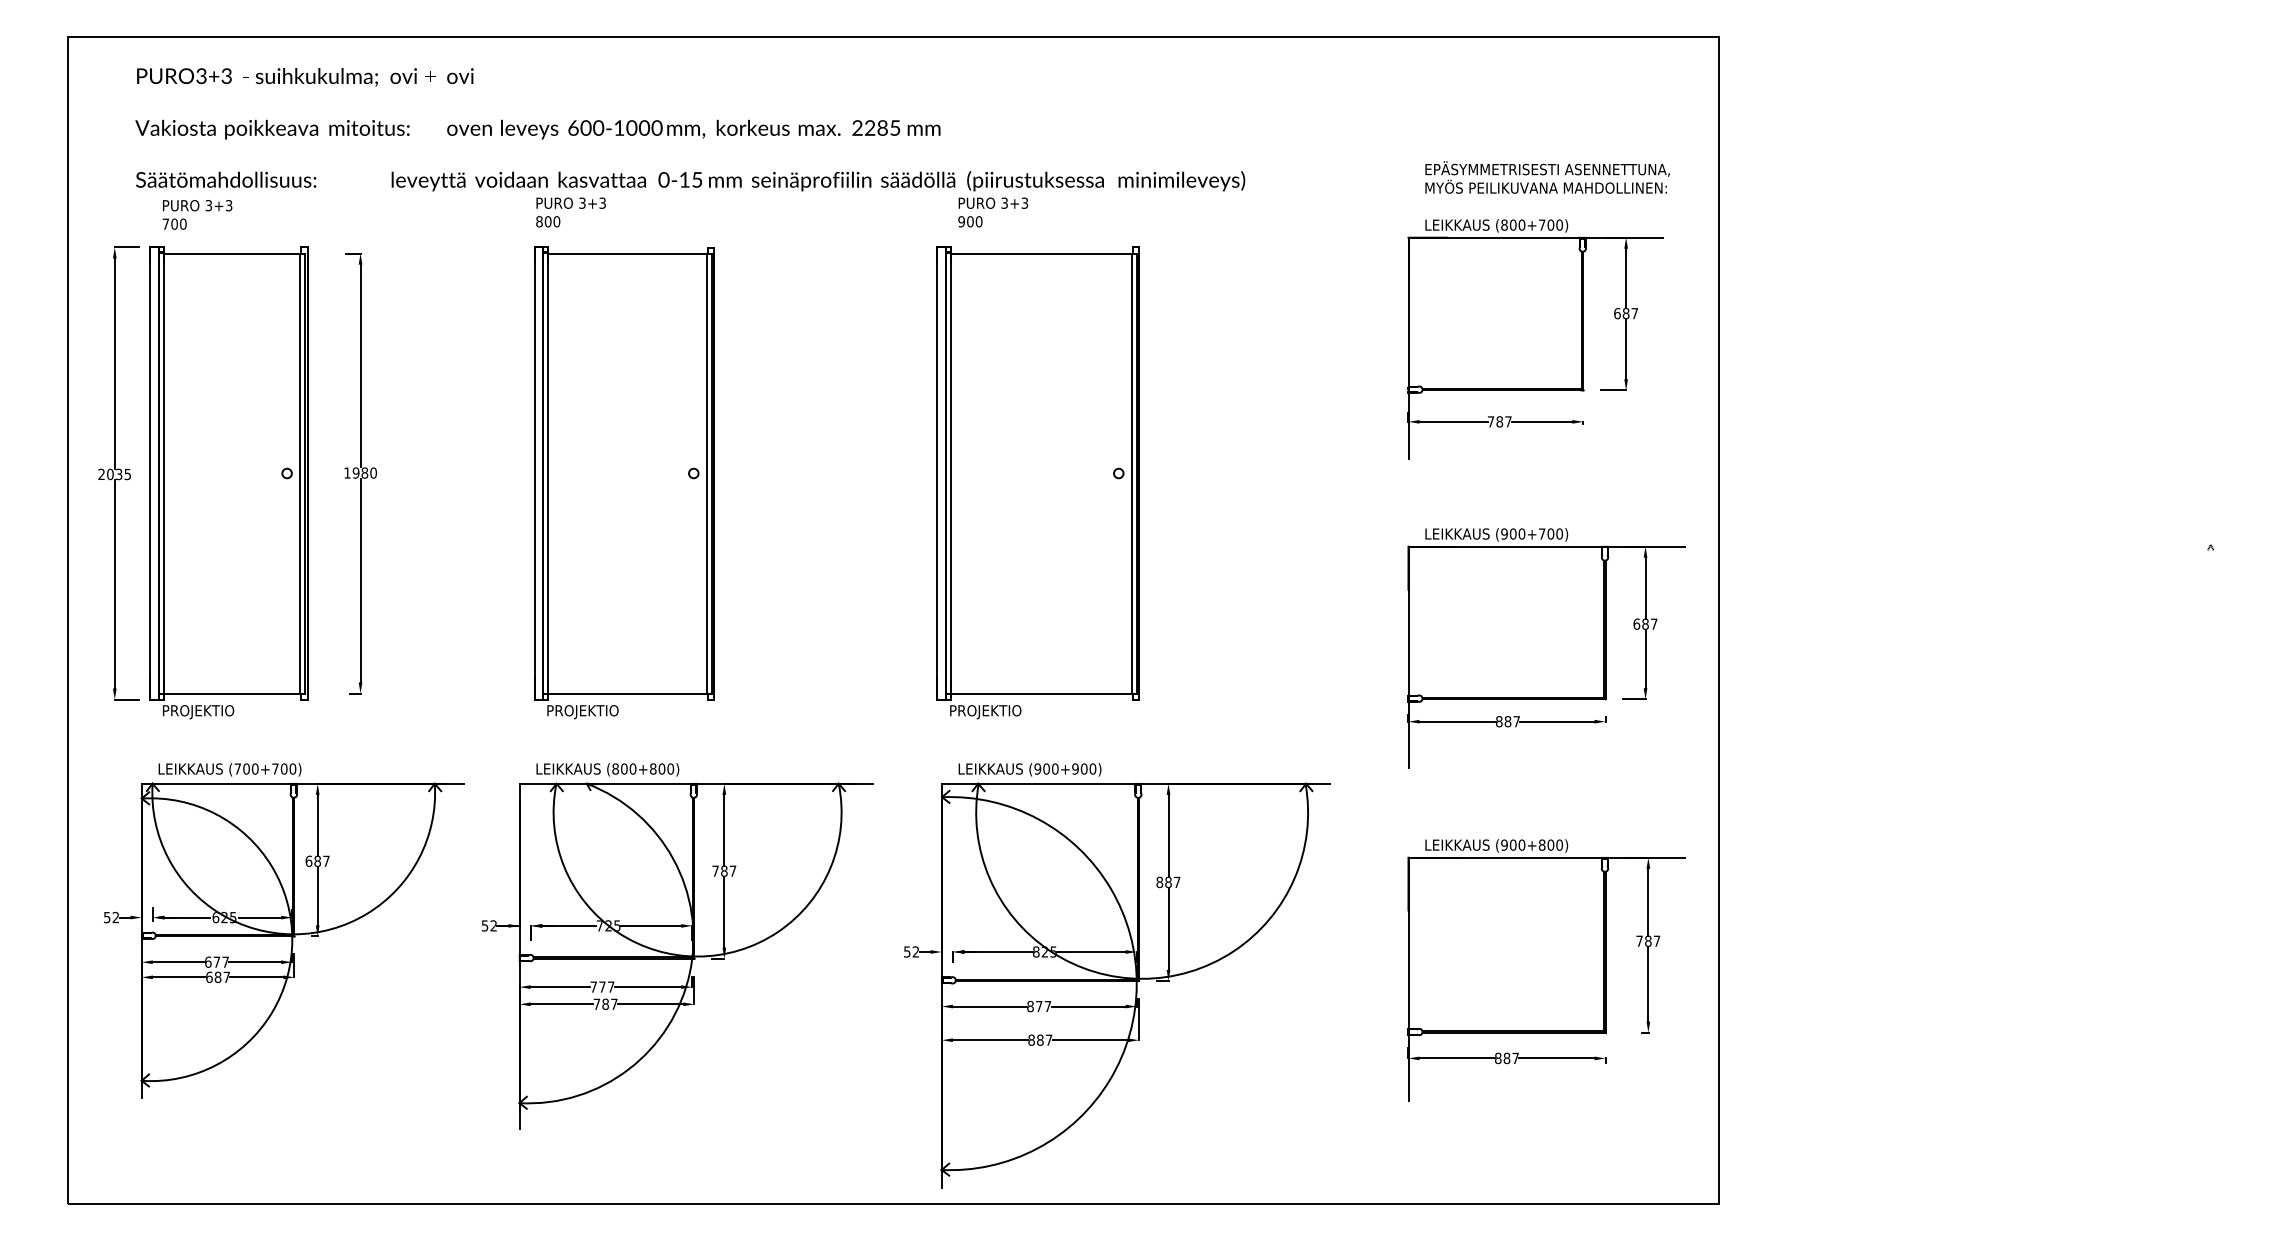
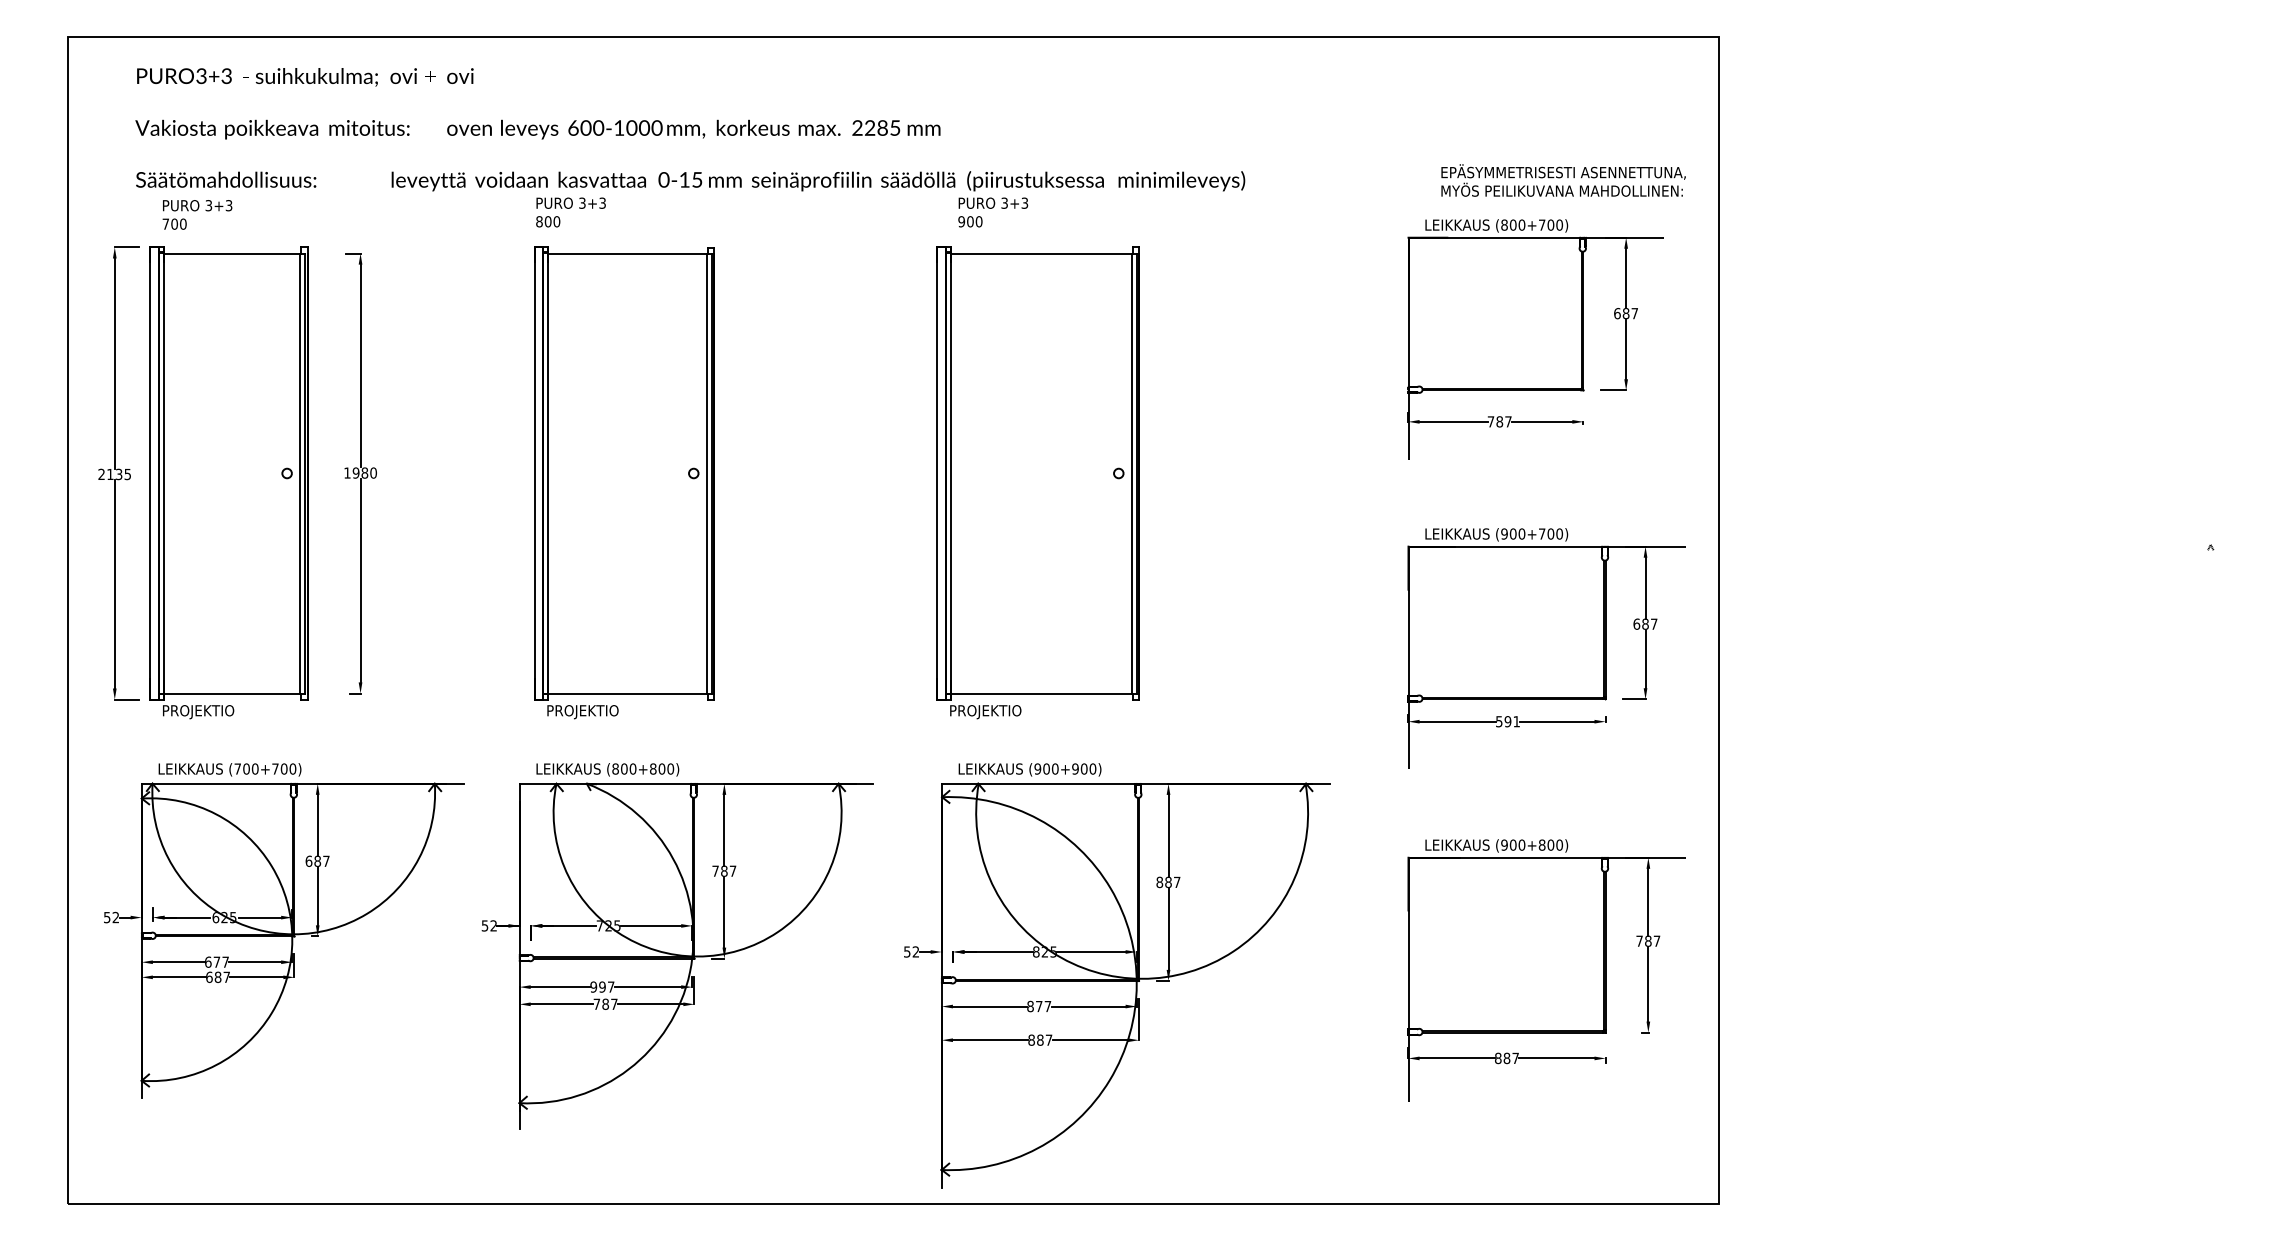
text position: (1547, 177) -> (1563, 180) (1563, 180)
text: 2035 -> 2135 (110, 474)
text: 887 -> 591 (1507, 721)
text: 777 -> 997 (597, 986)
